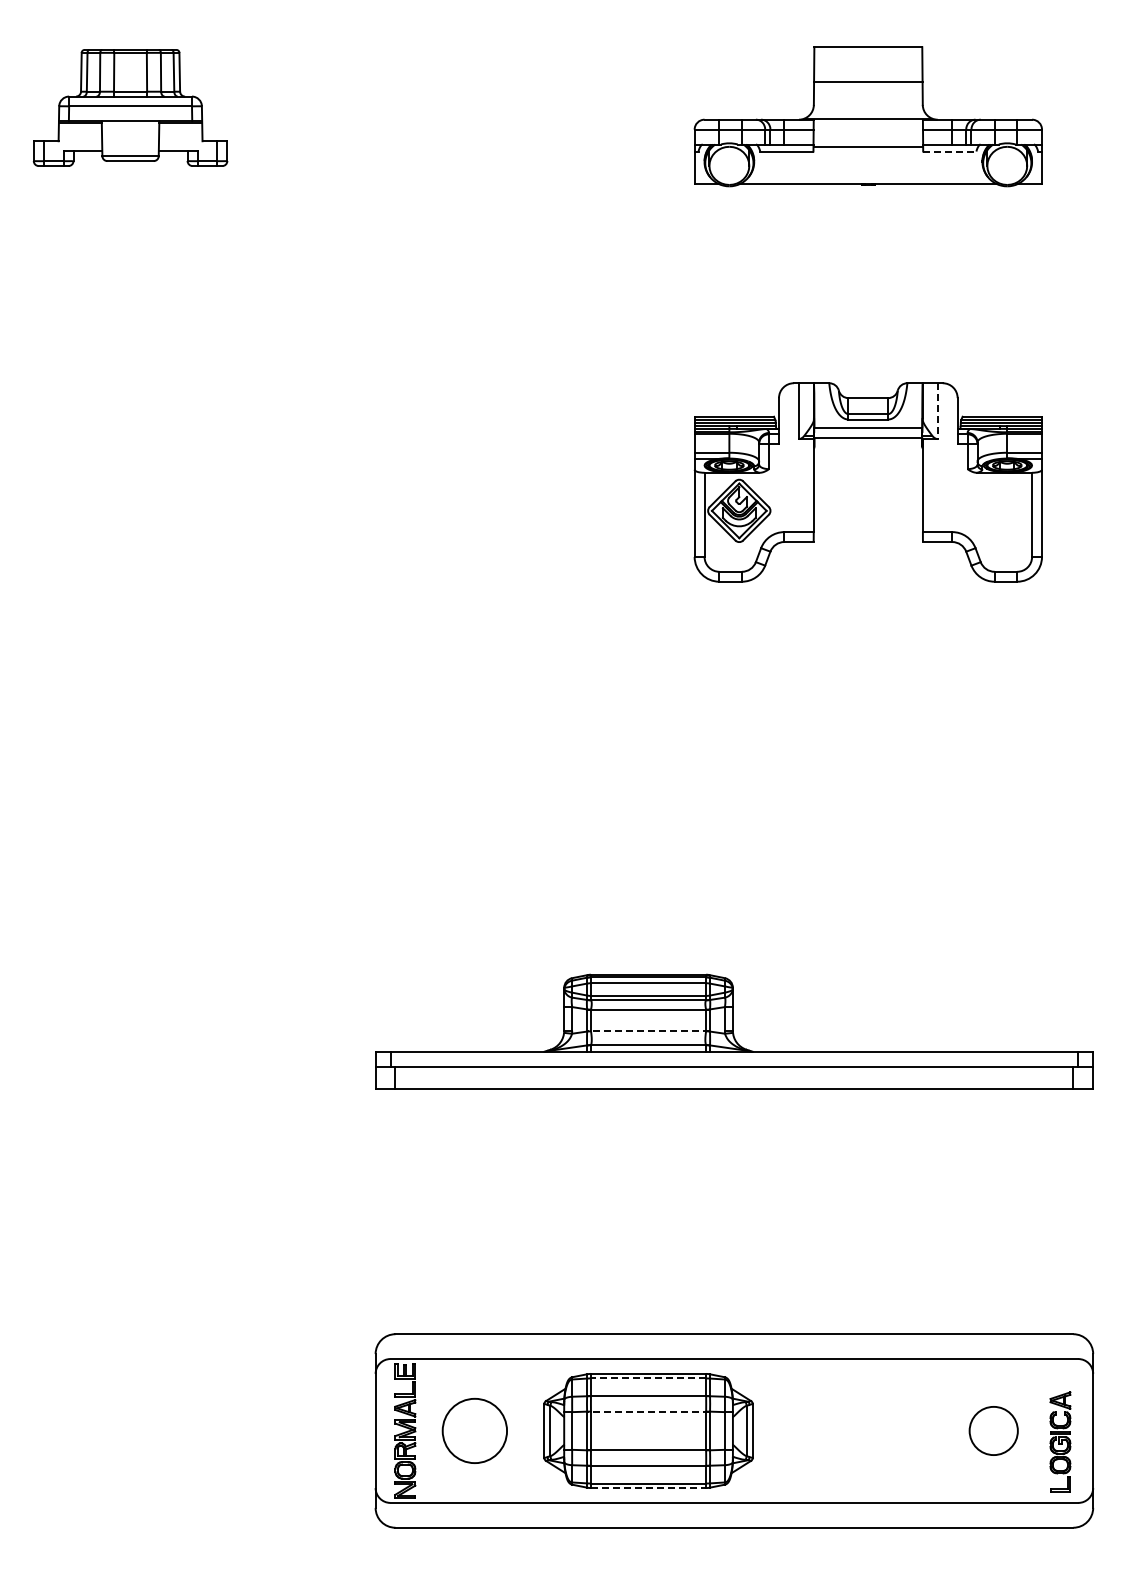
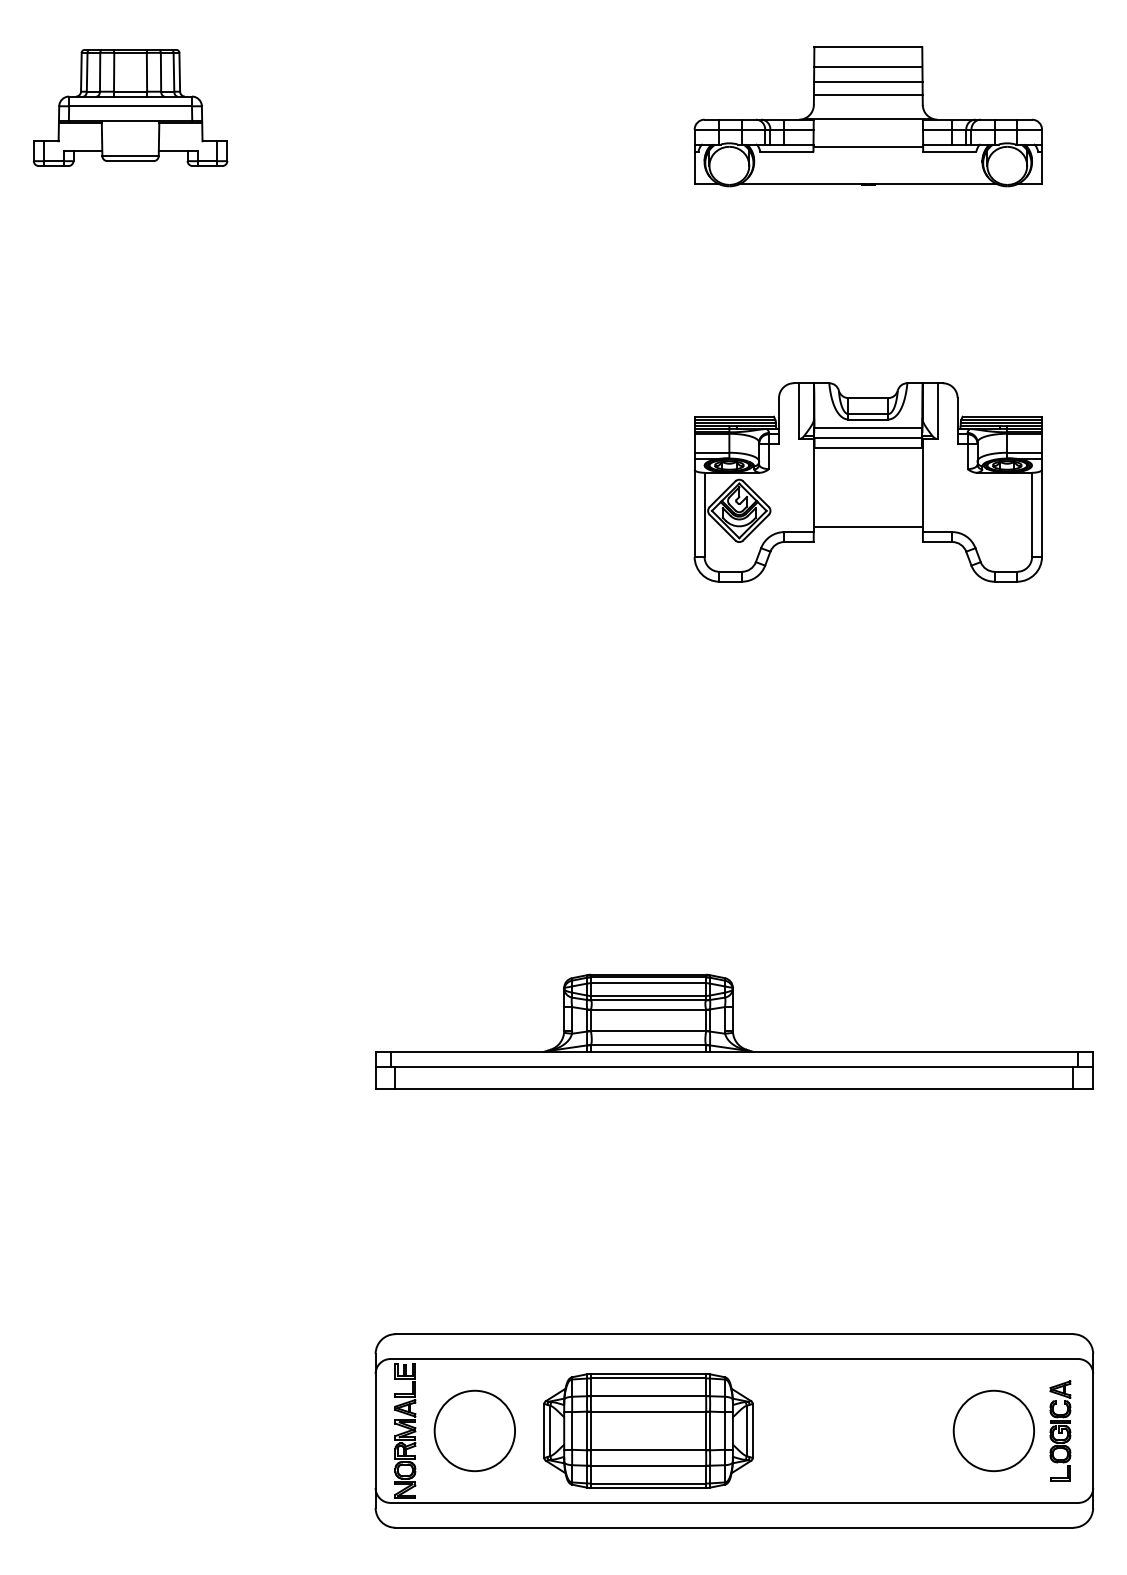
line: none -> present (868, 67)
line: none -> present (867, 94)
line: dashed -> solid (949, 151)
line: dashed -> solid (937, 411)
line: none -> present (868, 447)
line: none -> present (867, 526)
line: dashed -> solid (648, 1031)
line: dashed -> solid (648, 1378)
line: dashed -> solid (648, 1411)
circle diameter: 64 px -> 80 px (474, 1430)
circle size: 51x50 px -> 83x84 px (993, 1430)
part position: (1060, 1441) -> (1060, 1430) (1060, 1430)
line: dashed -> solid (648, 1488)
